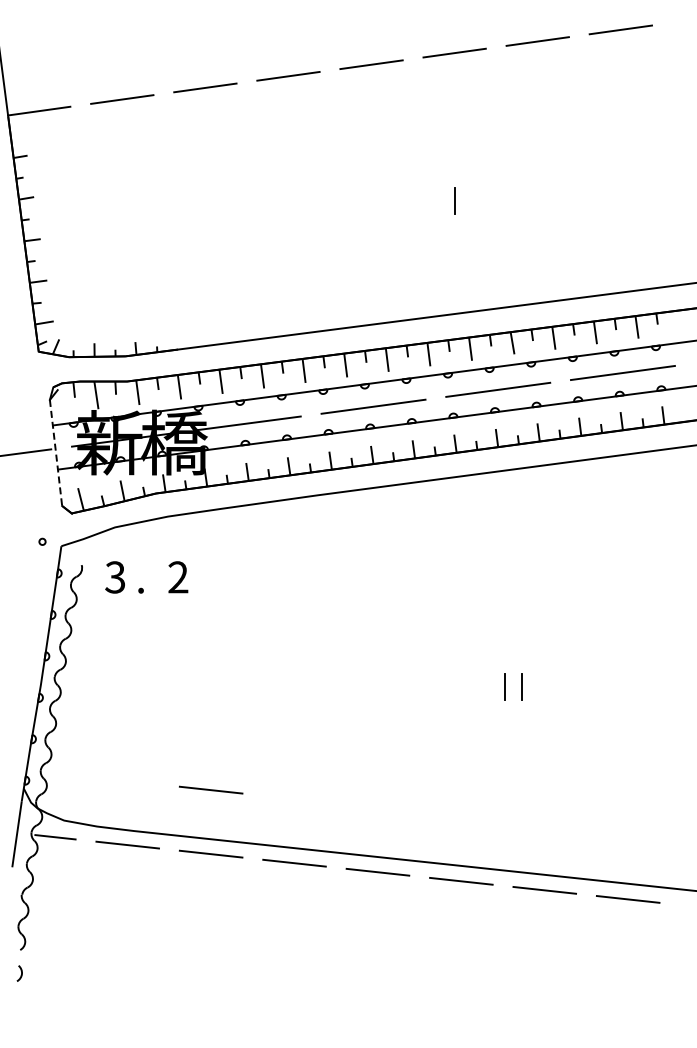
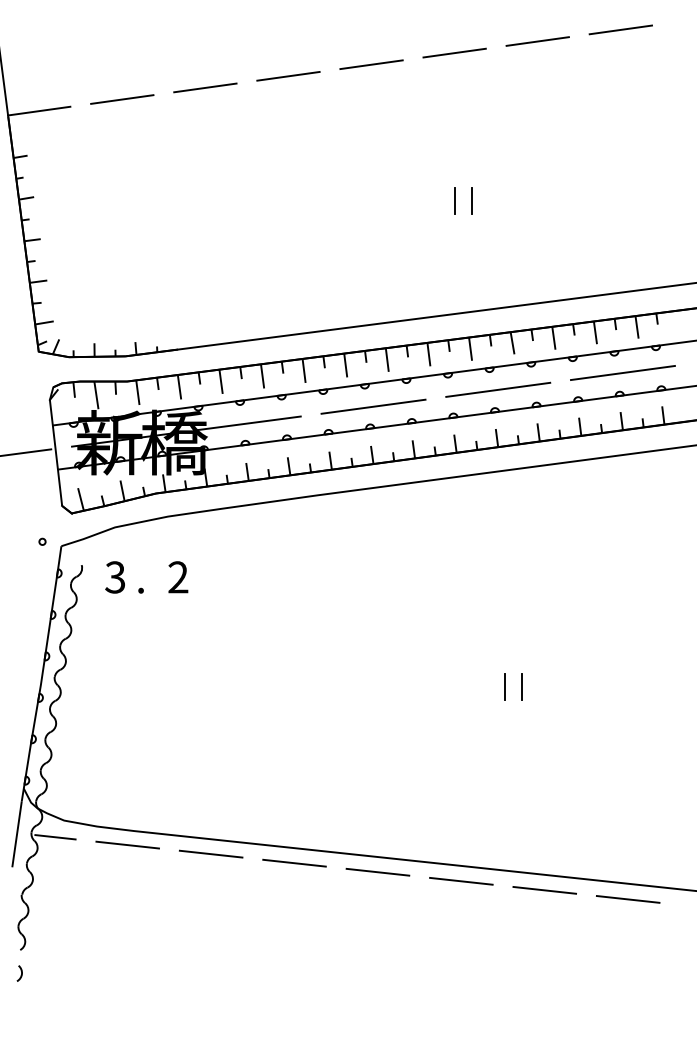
line: none -> present (471, 200)
line: dashed -> solid (56, 453)
line: present -> none (211, 789)
